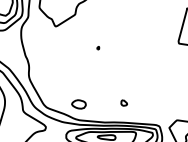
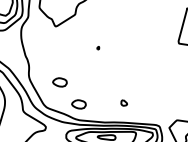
part: none -> present (59, 82)
